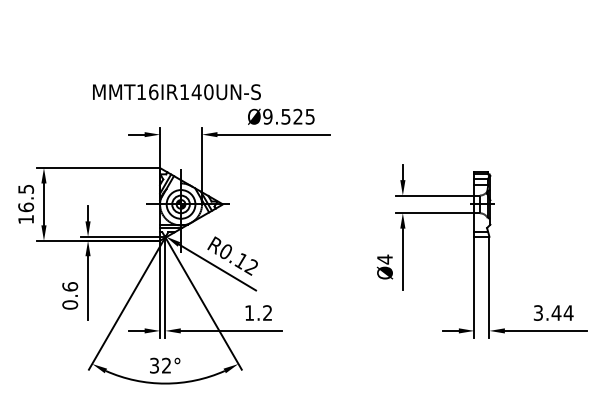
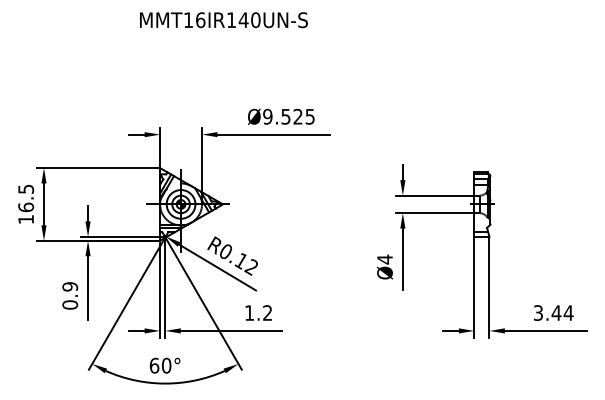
text position: (176, 92) -> (223, 20) (223, 20)
text: 0.6 -> 0.9 (70, 286)
text: 32° -> 60° (160, 365)
